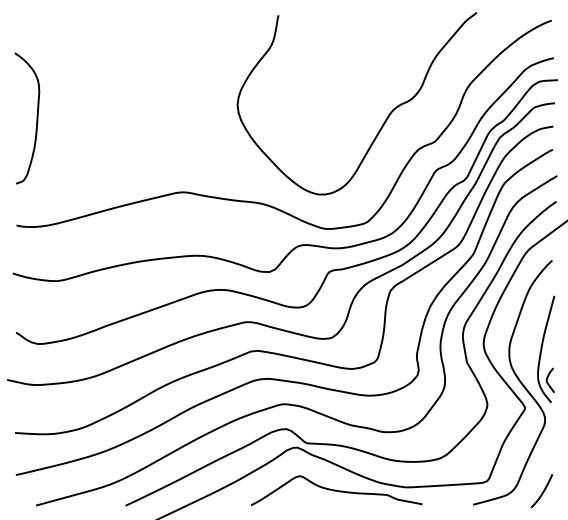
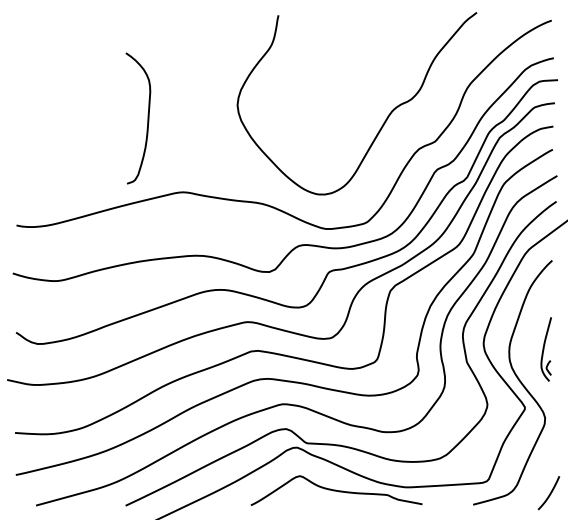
curve position: (36, 118) -> (147, 118) (147, 118)
part size: 19x109 px -> 12x65 px (545, 349)
curve position: (542, 491) -> (549, 493) (549, 493)
